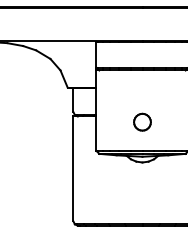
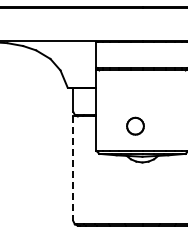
part position: (142, 121) -> (135, 125) (135, 125)
line: solid -> dashed (73, 169)
